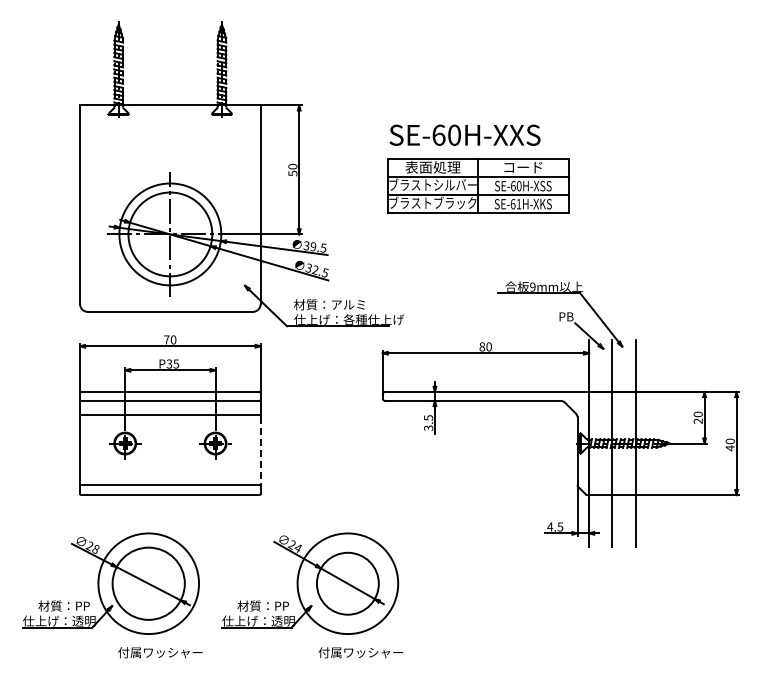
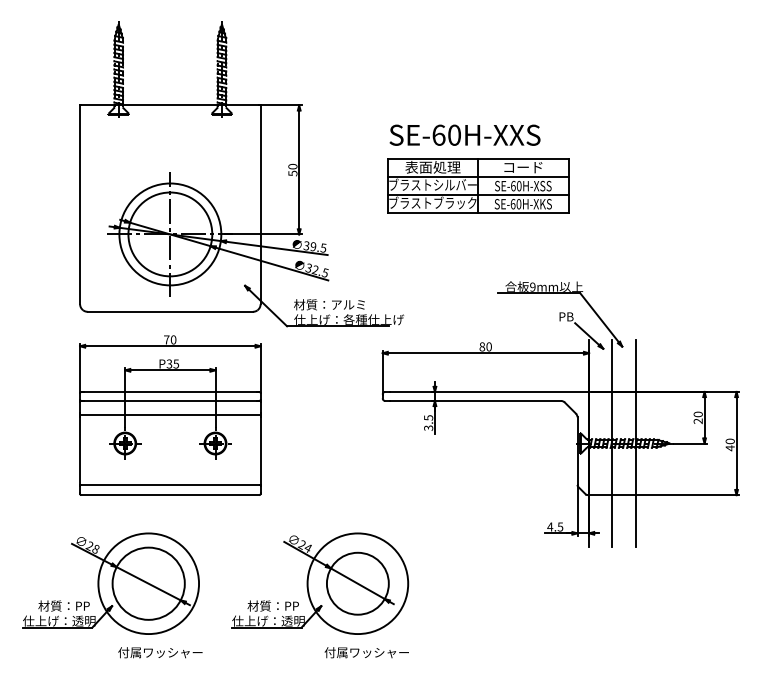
text: SE-61H-XKS -> SE-60H-XKS (518, 204)
line: dashed -> solid (260, 451)
part position: (310, 583) -> (320, 583) (320, 583)
text position: (360, 652) -> (366, 652) (366, 652)
